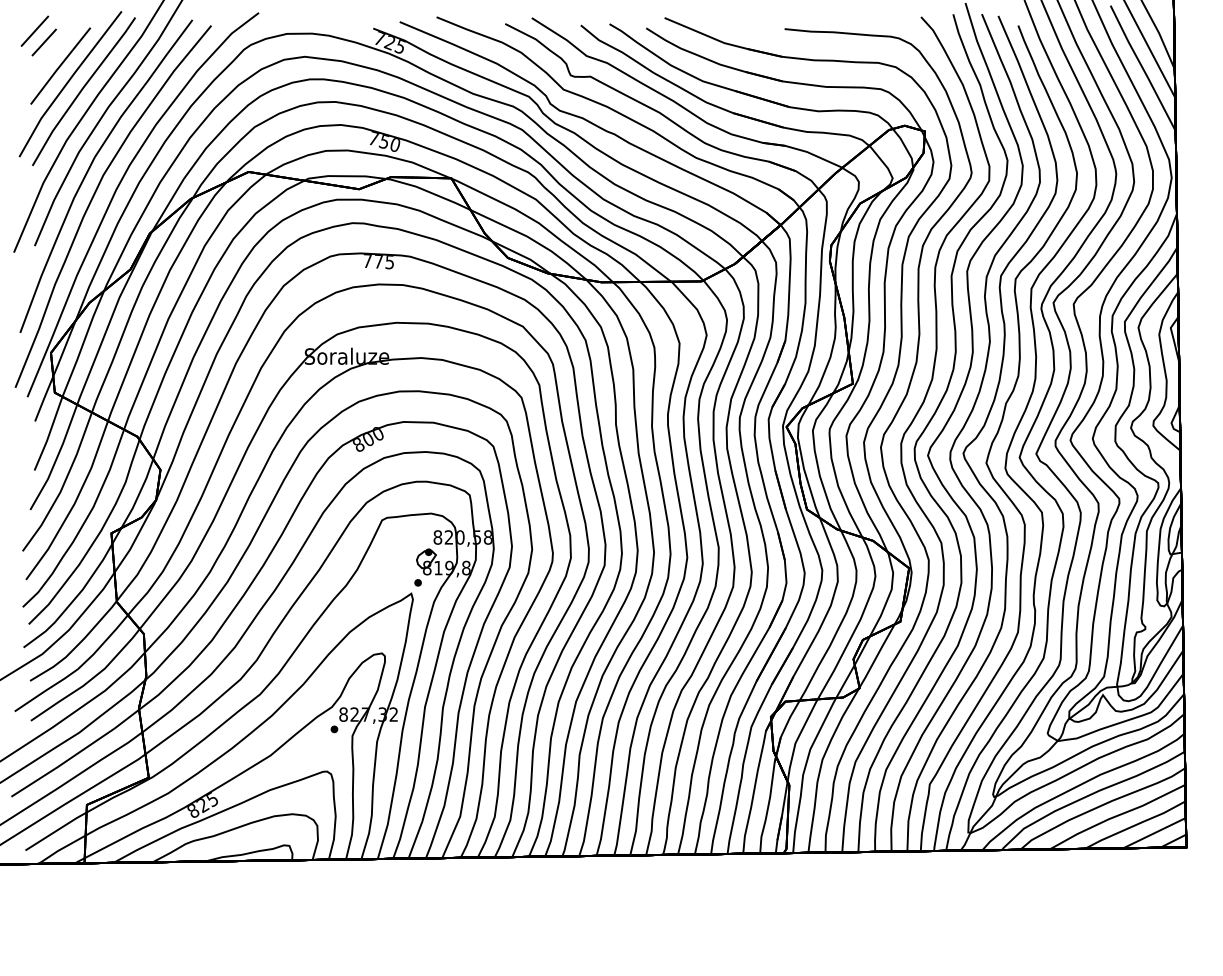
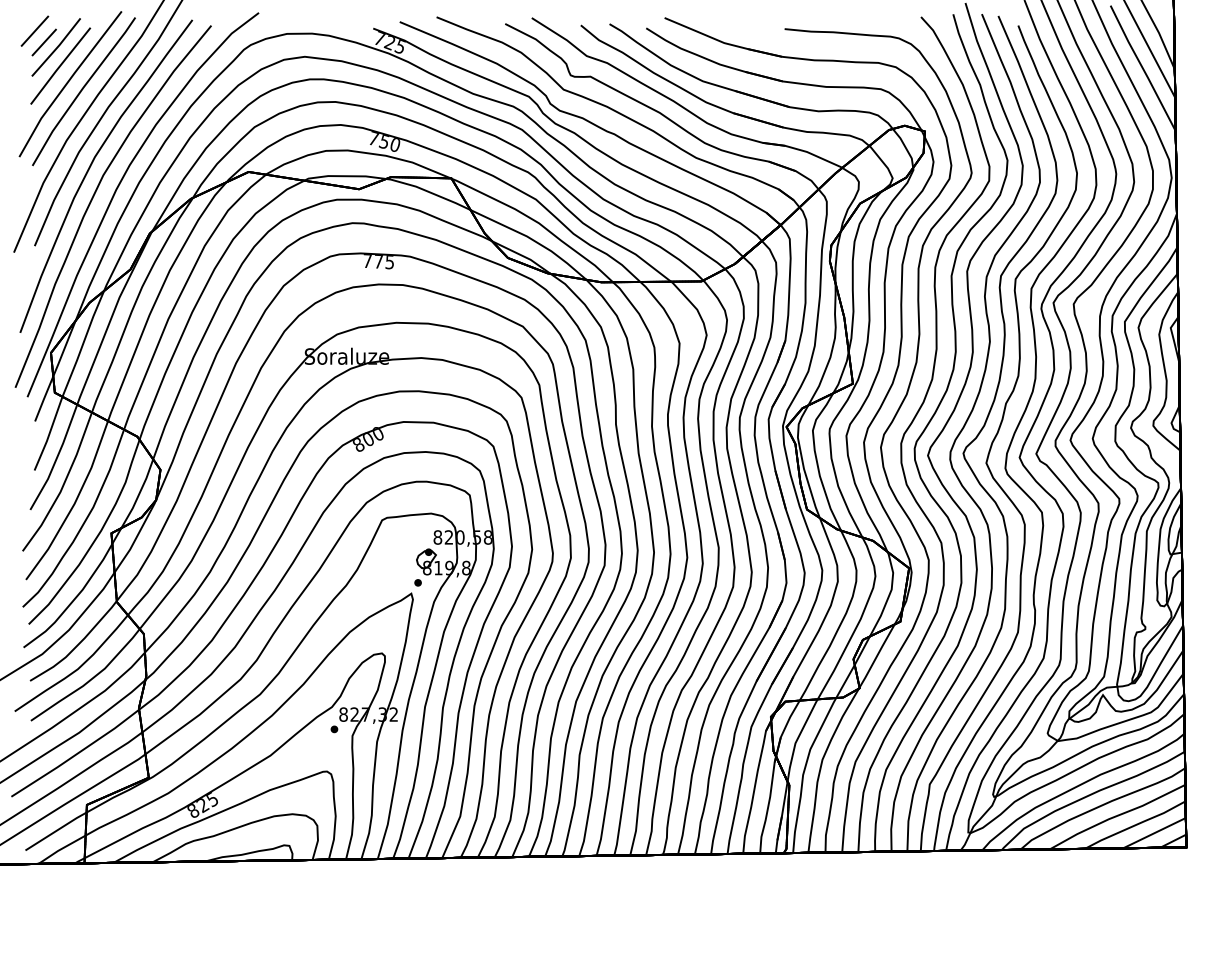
line: none -> present (56, 47)
